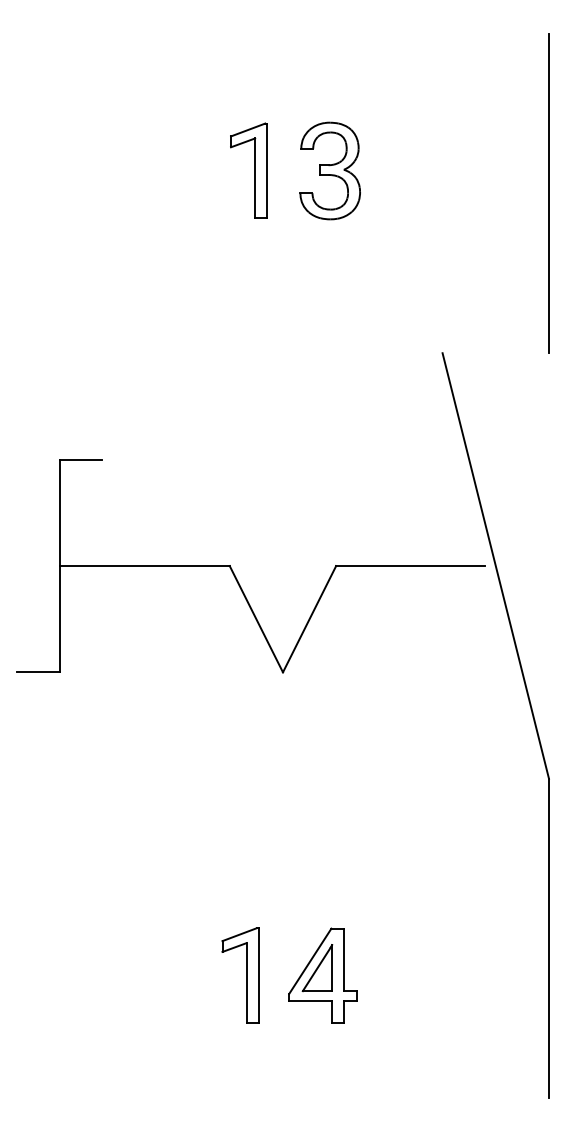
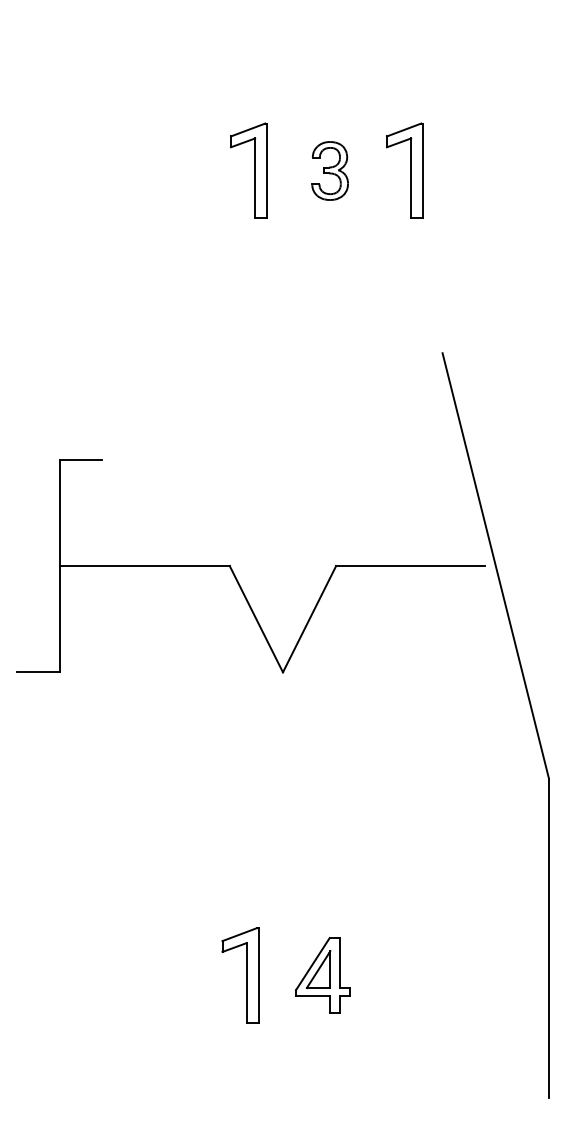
part size: 62x100 px -> 38x60 px (329, 170)
part: none -> present (404, 170)
line: present -> none (548, 193)
part size: 70x97 px -> 56x77 px (322, 975)
